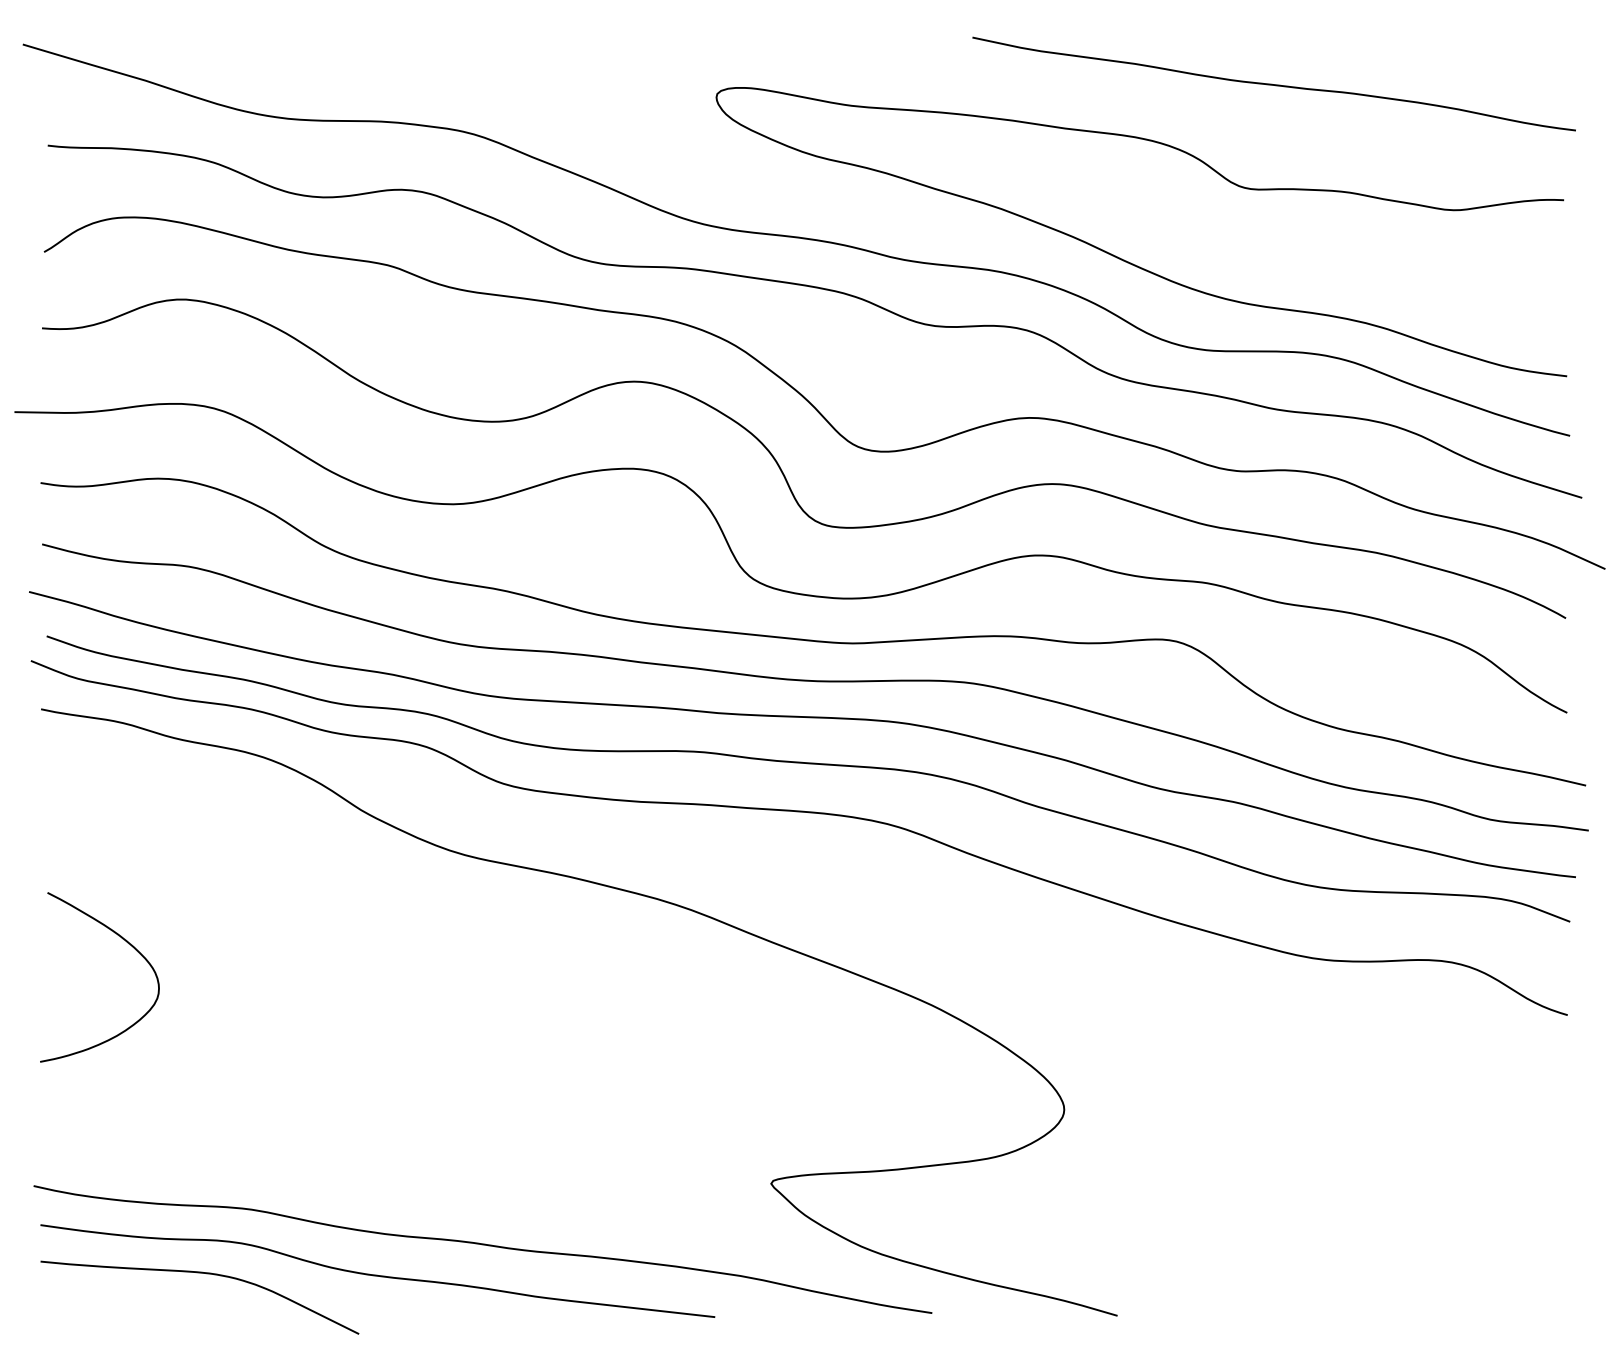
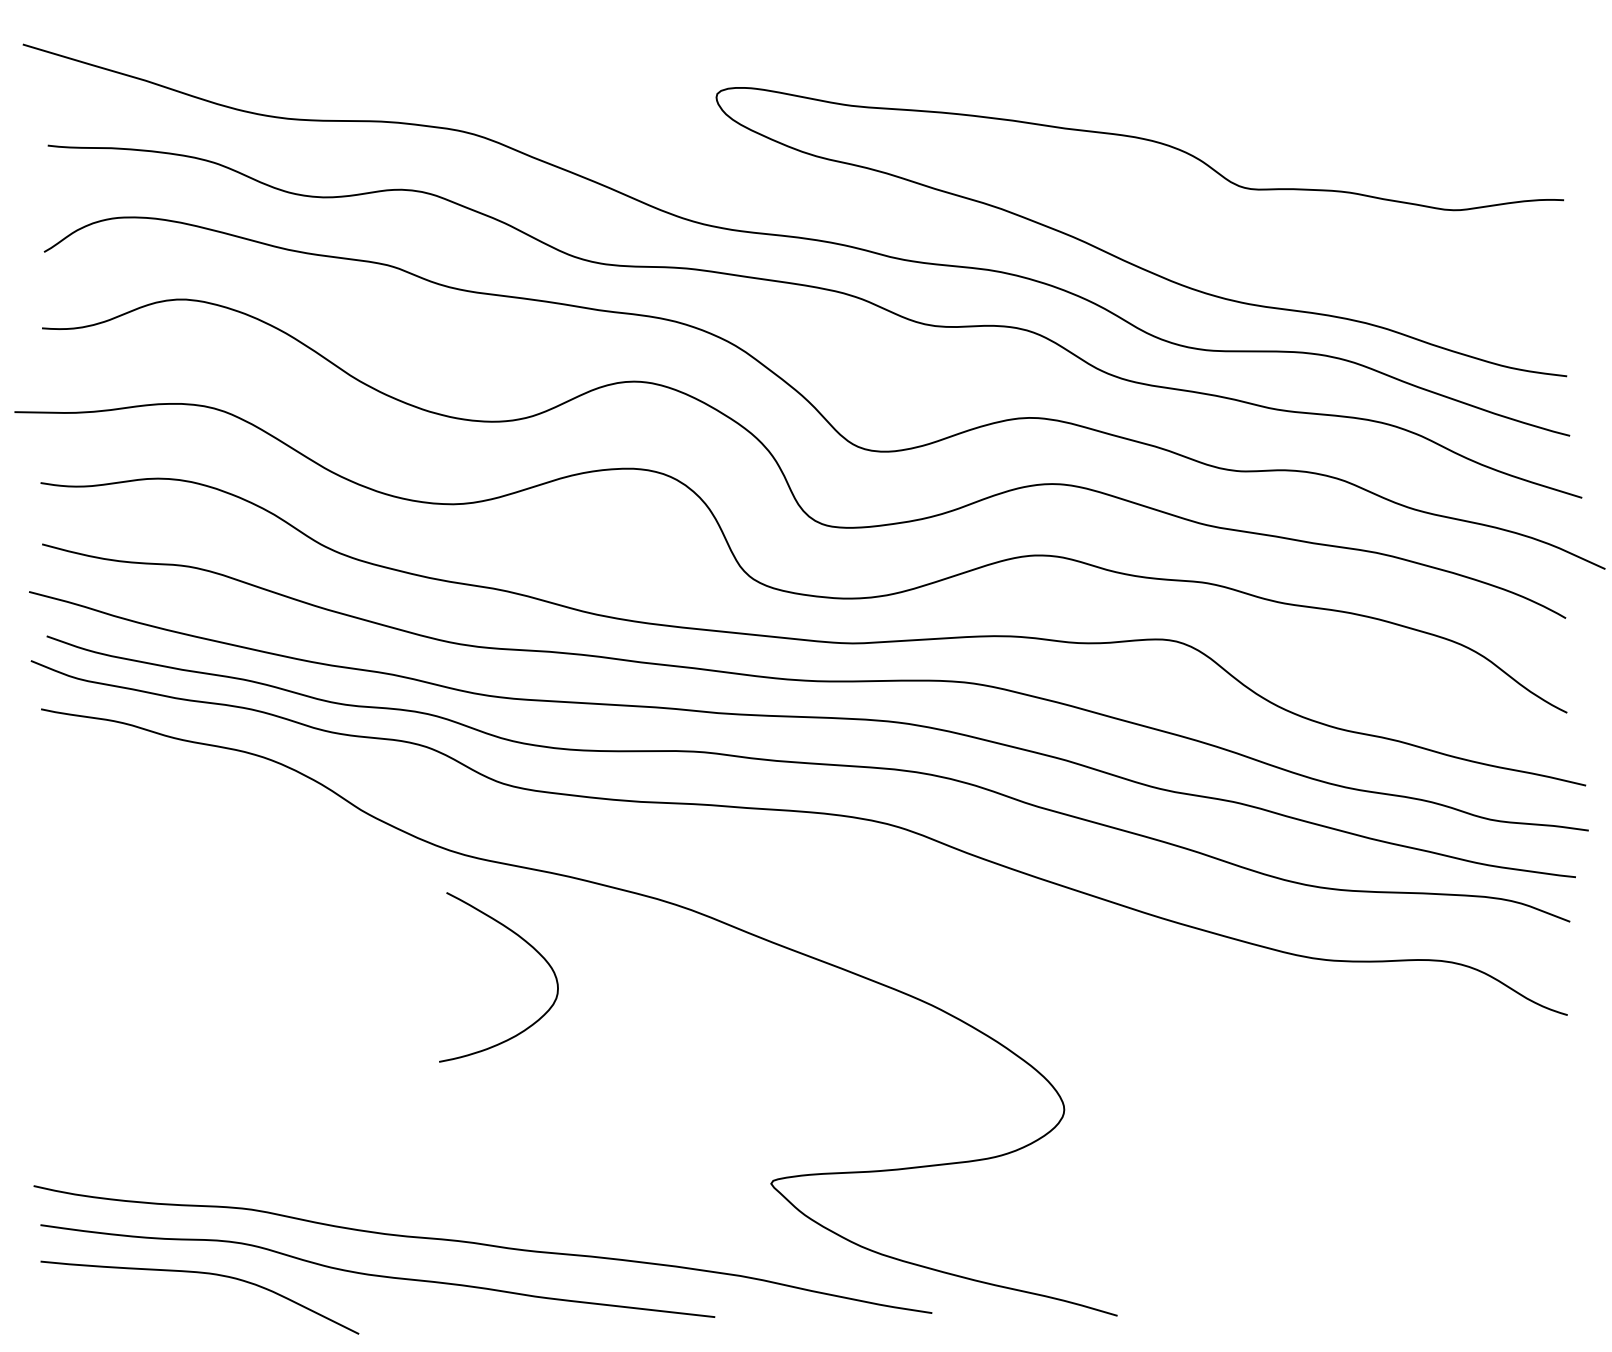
curve: present -> none (1272, 83)
curve position: (127, 943) -> (526, 943) (526, 943)
